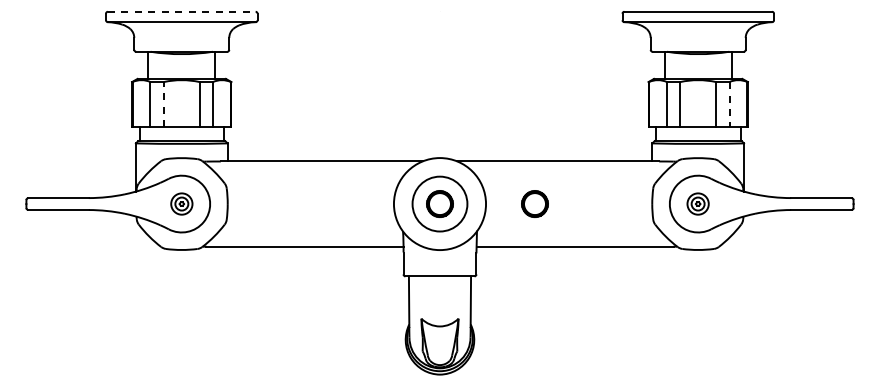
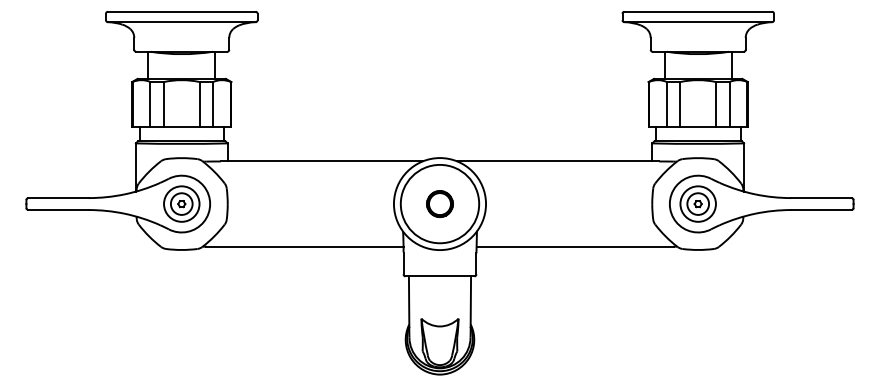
line: dashed -> solid (181, 11)
line: dashed -> solid (164, 104)
line: dashed -> solid (729, 104)
part size: 24x24 px -> 38x38 px (181, 203)
circle diameter: 55 px -> 78 px (439, 203)
part: present -> none (534, 203)
part size: 24x24 px -> 38x38 px (697, 203)
